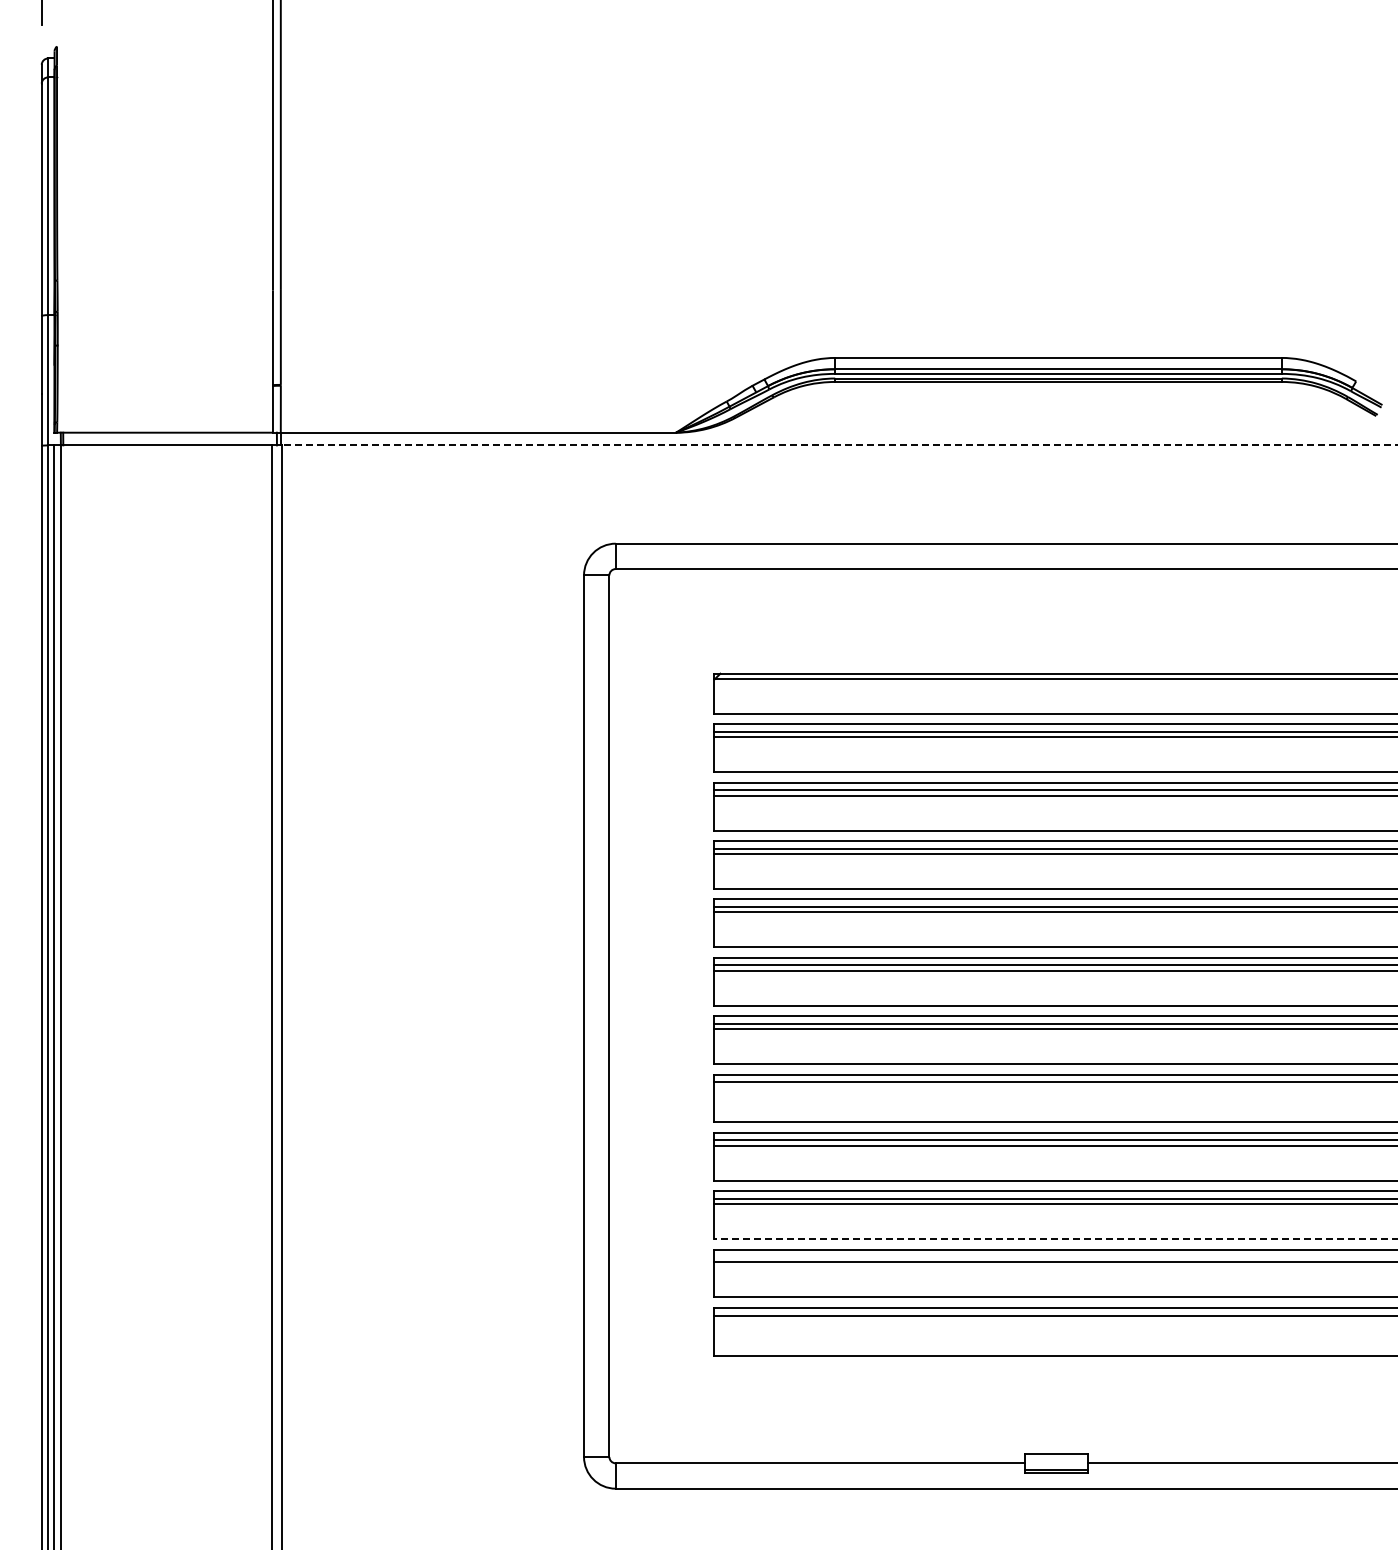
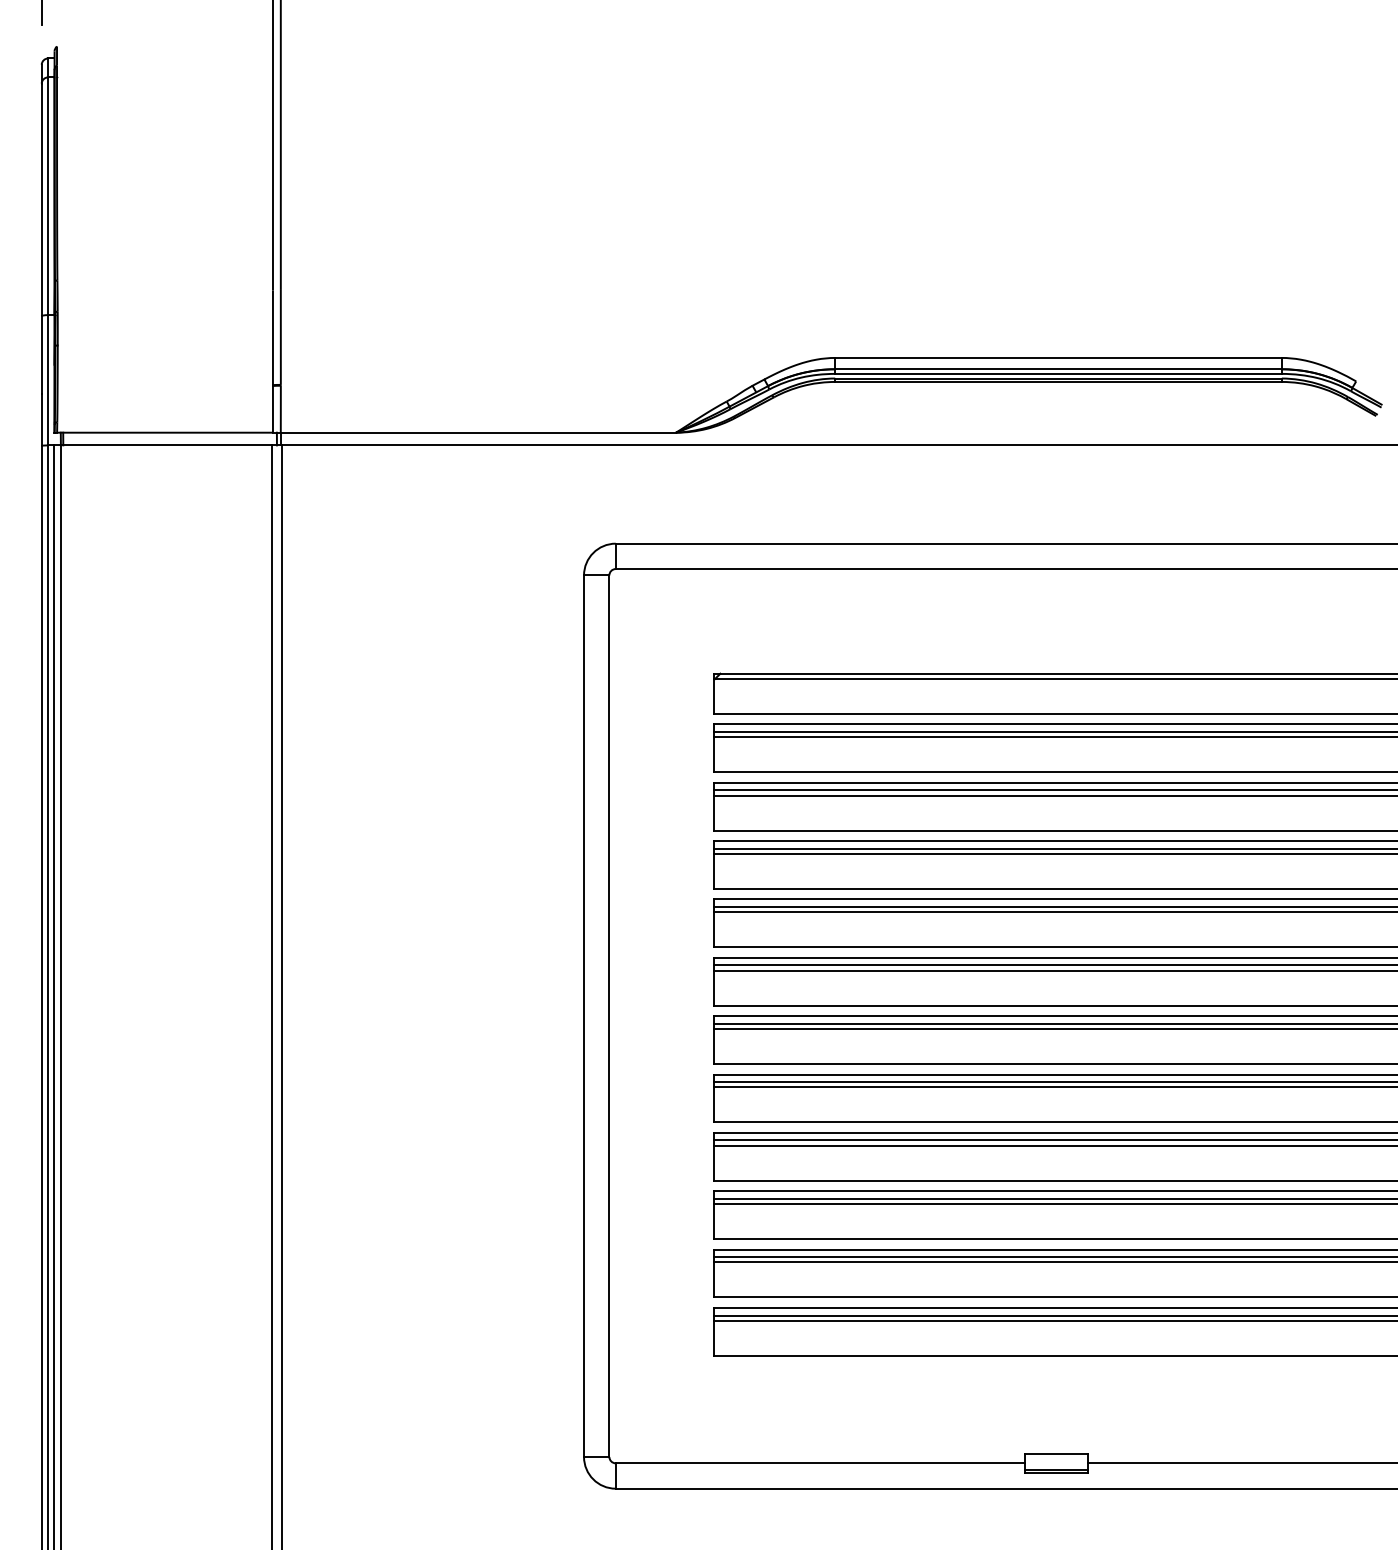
line: dashed -> solid (839, 445)
line: none -> present (1054, 1087)
line: dashed -> solid (1055, 1239)
line: none -> present (1054, 1257)
line: none -> present (1054, 1320)
